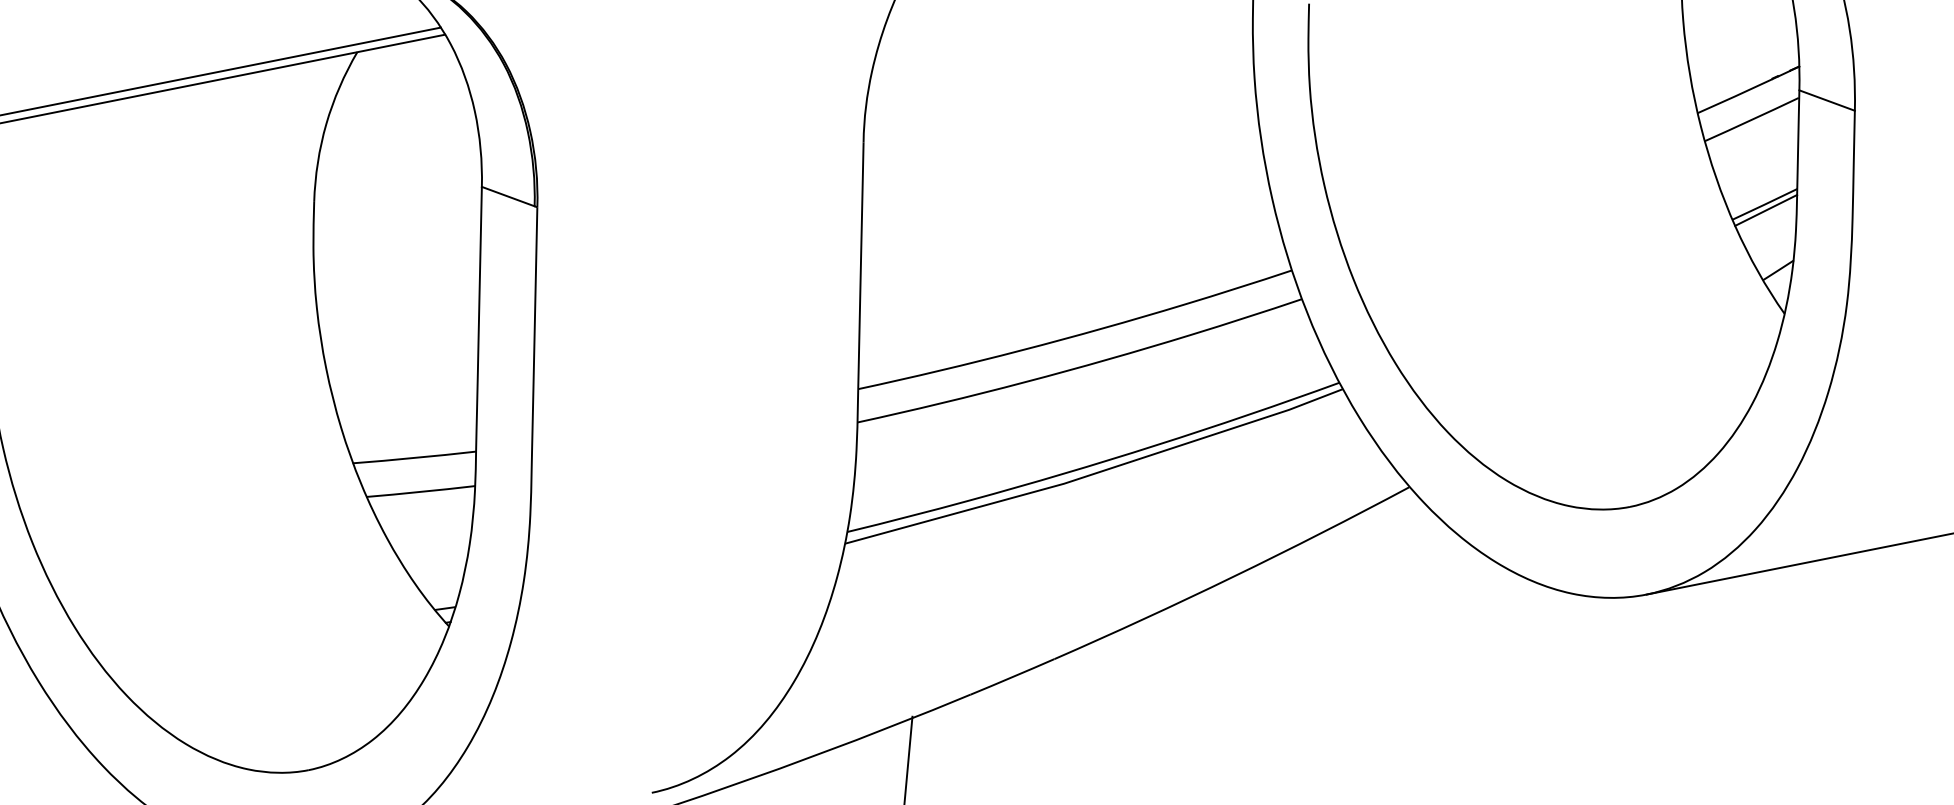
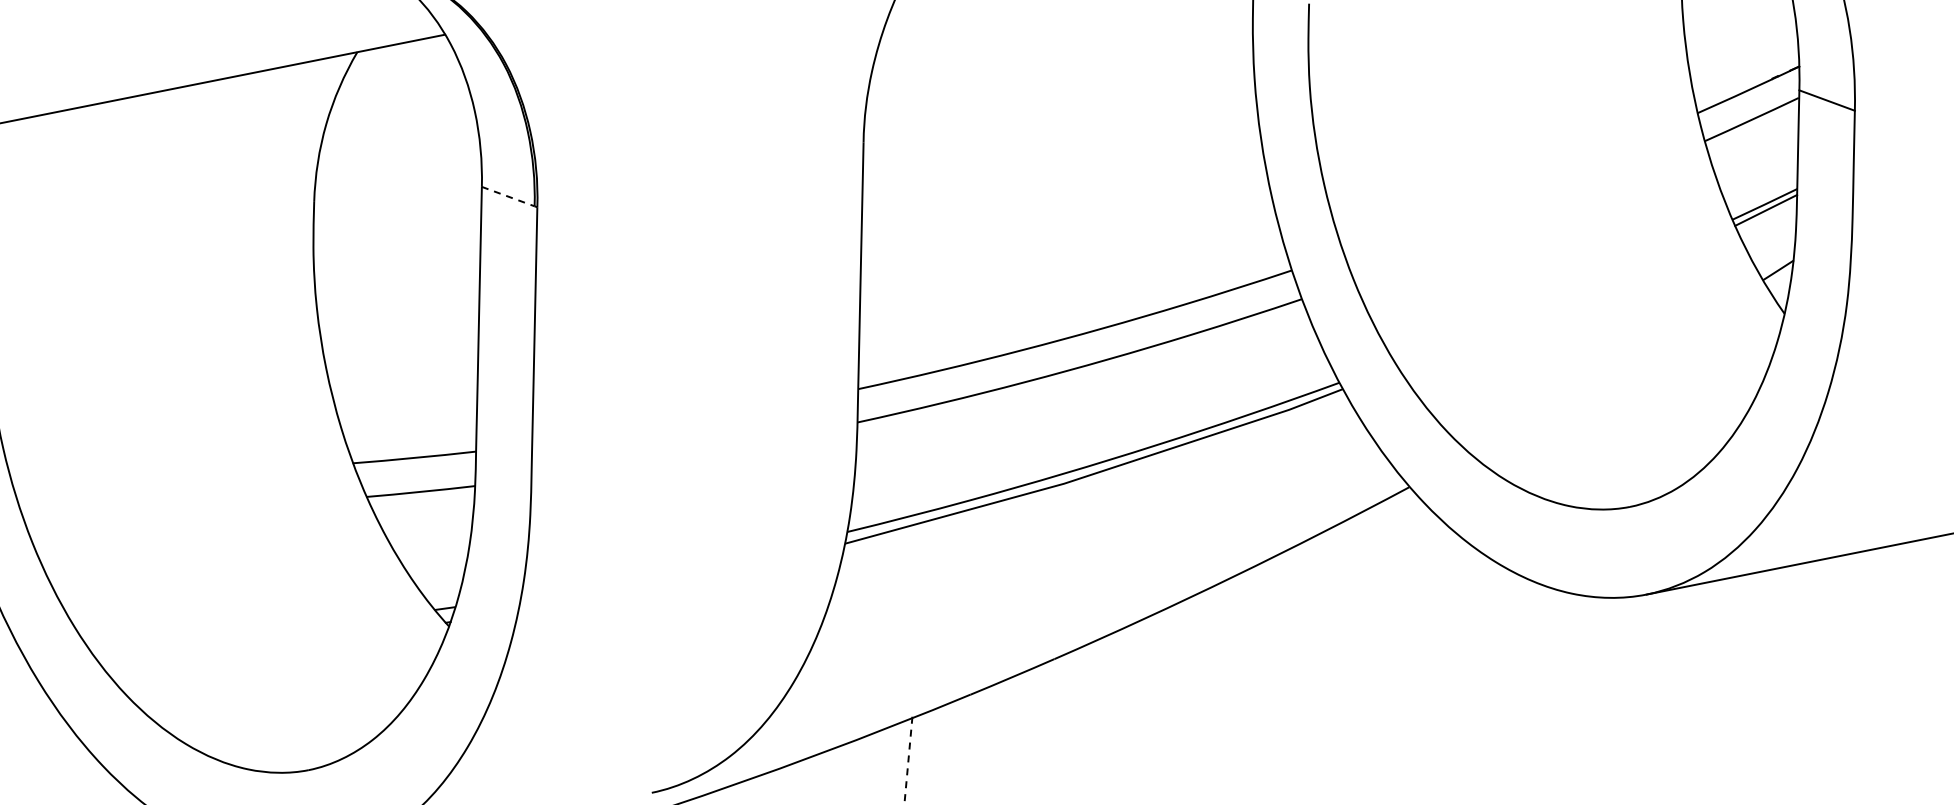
line: present -> none (221, 71)
line: solid -> dashed (508, 196)
line: solid -> dashed (908, 761)
